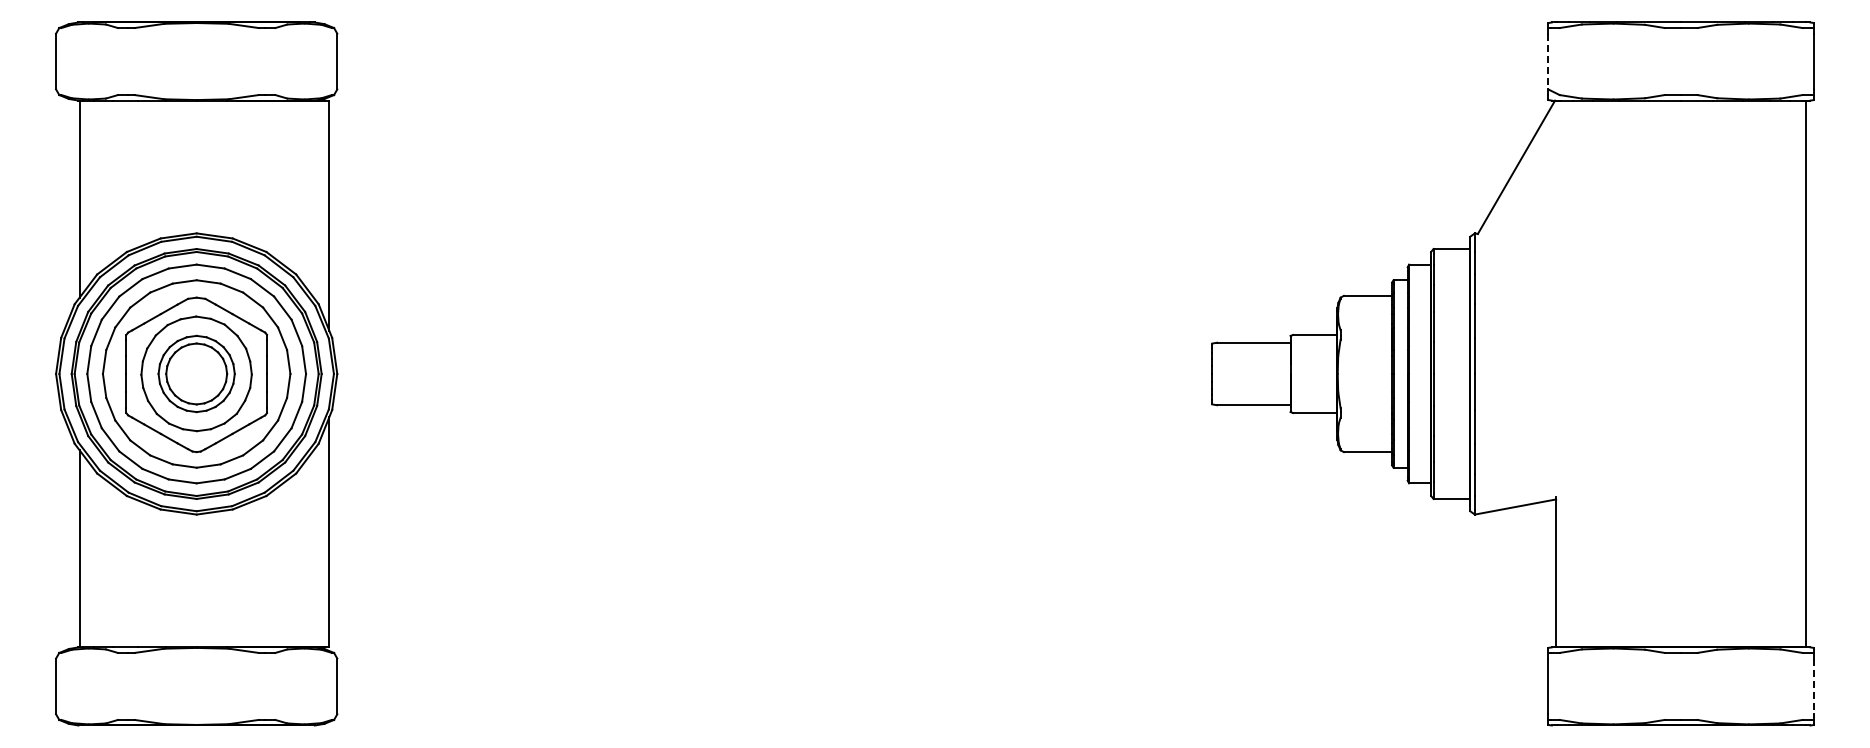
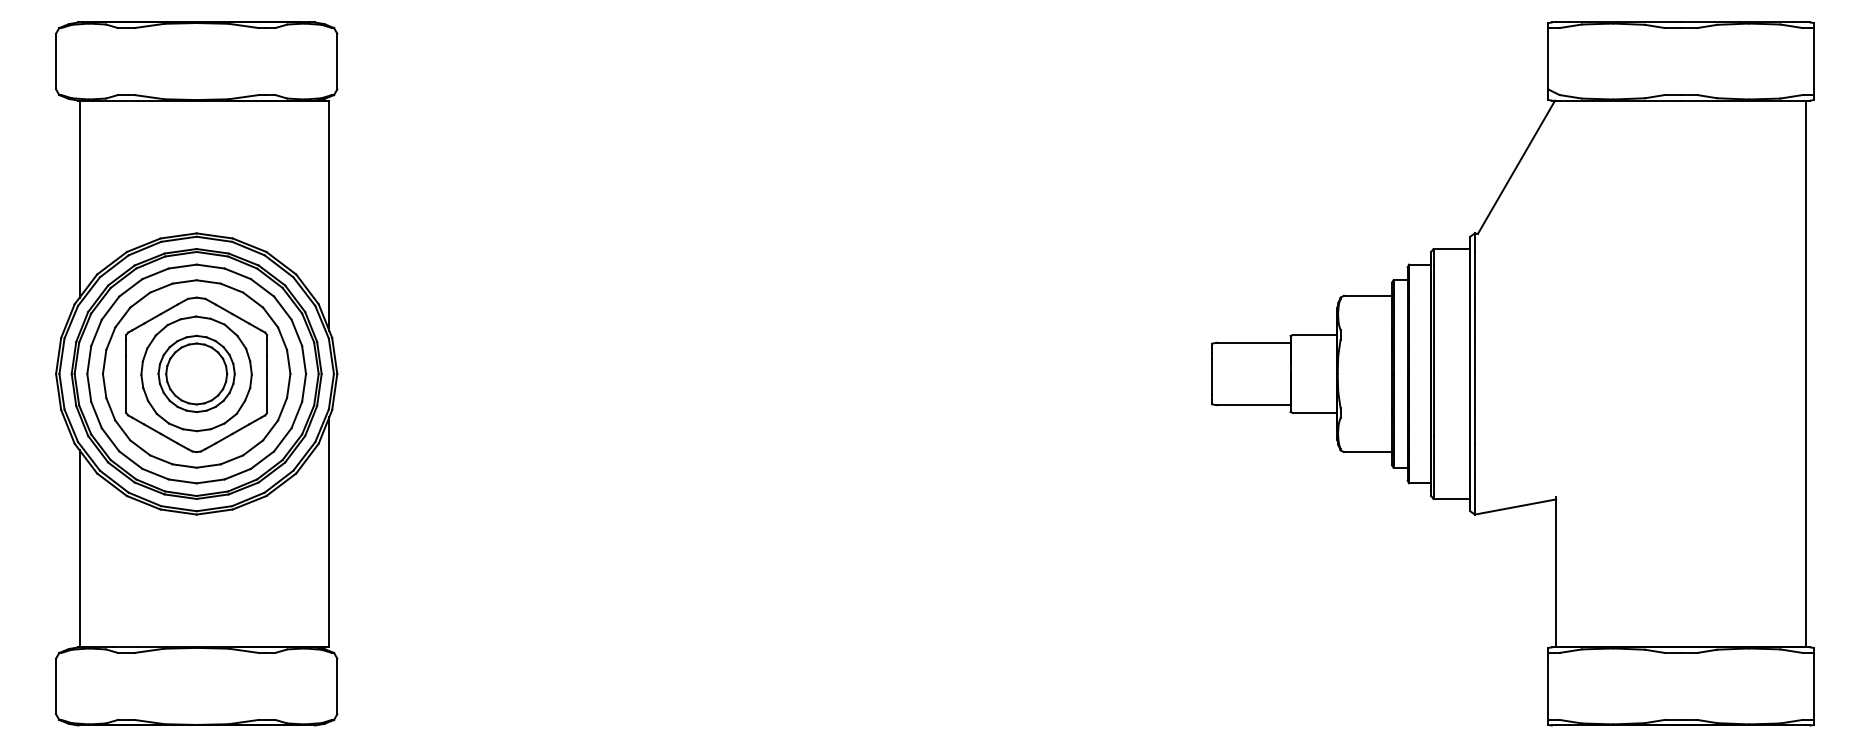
line: dashed -> solid (1548, 61)
line: dashed -> solid (1813, 686)
